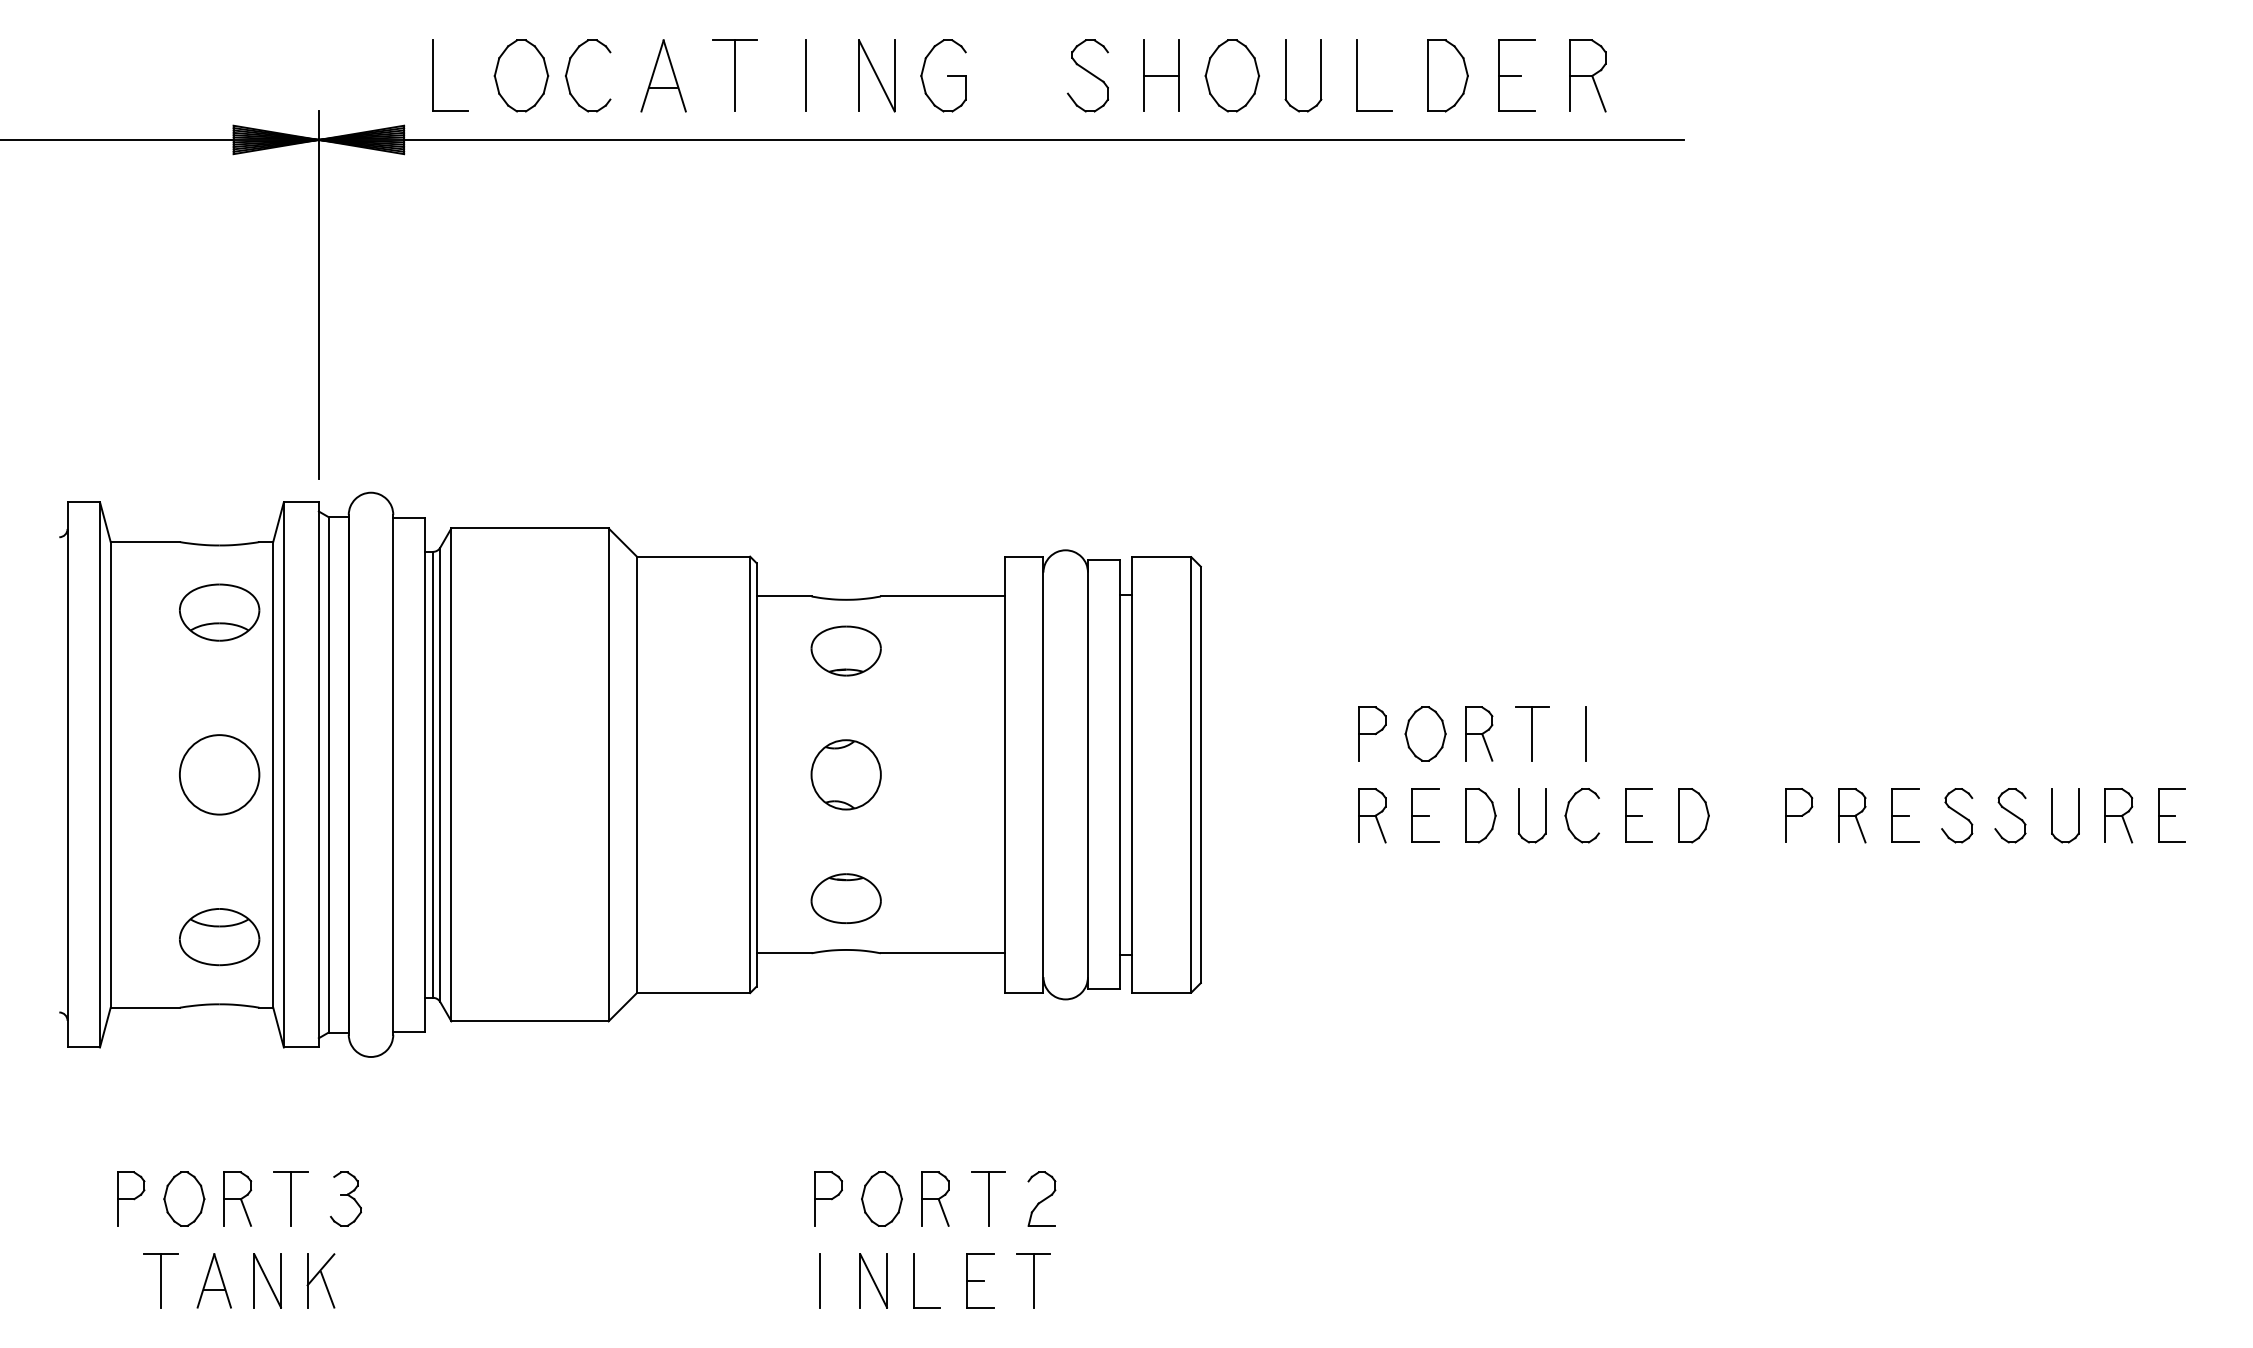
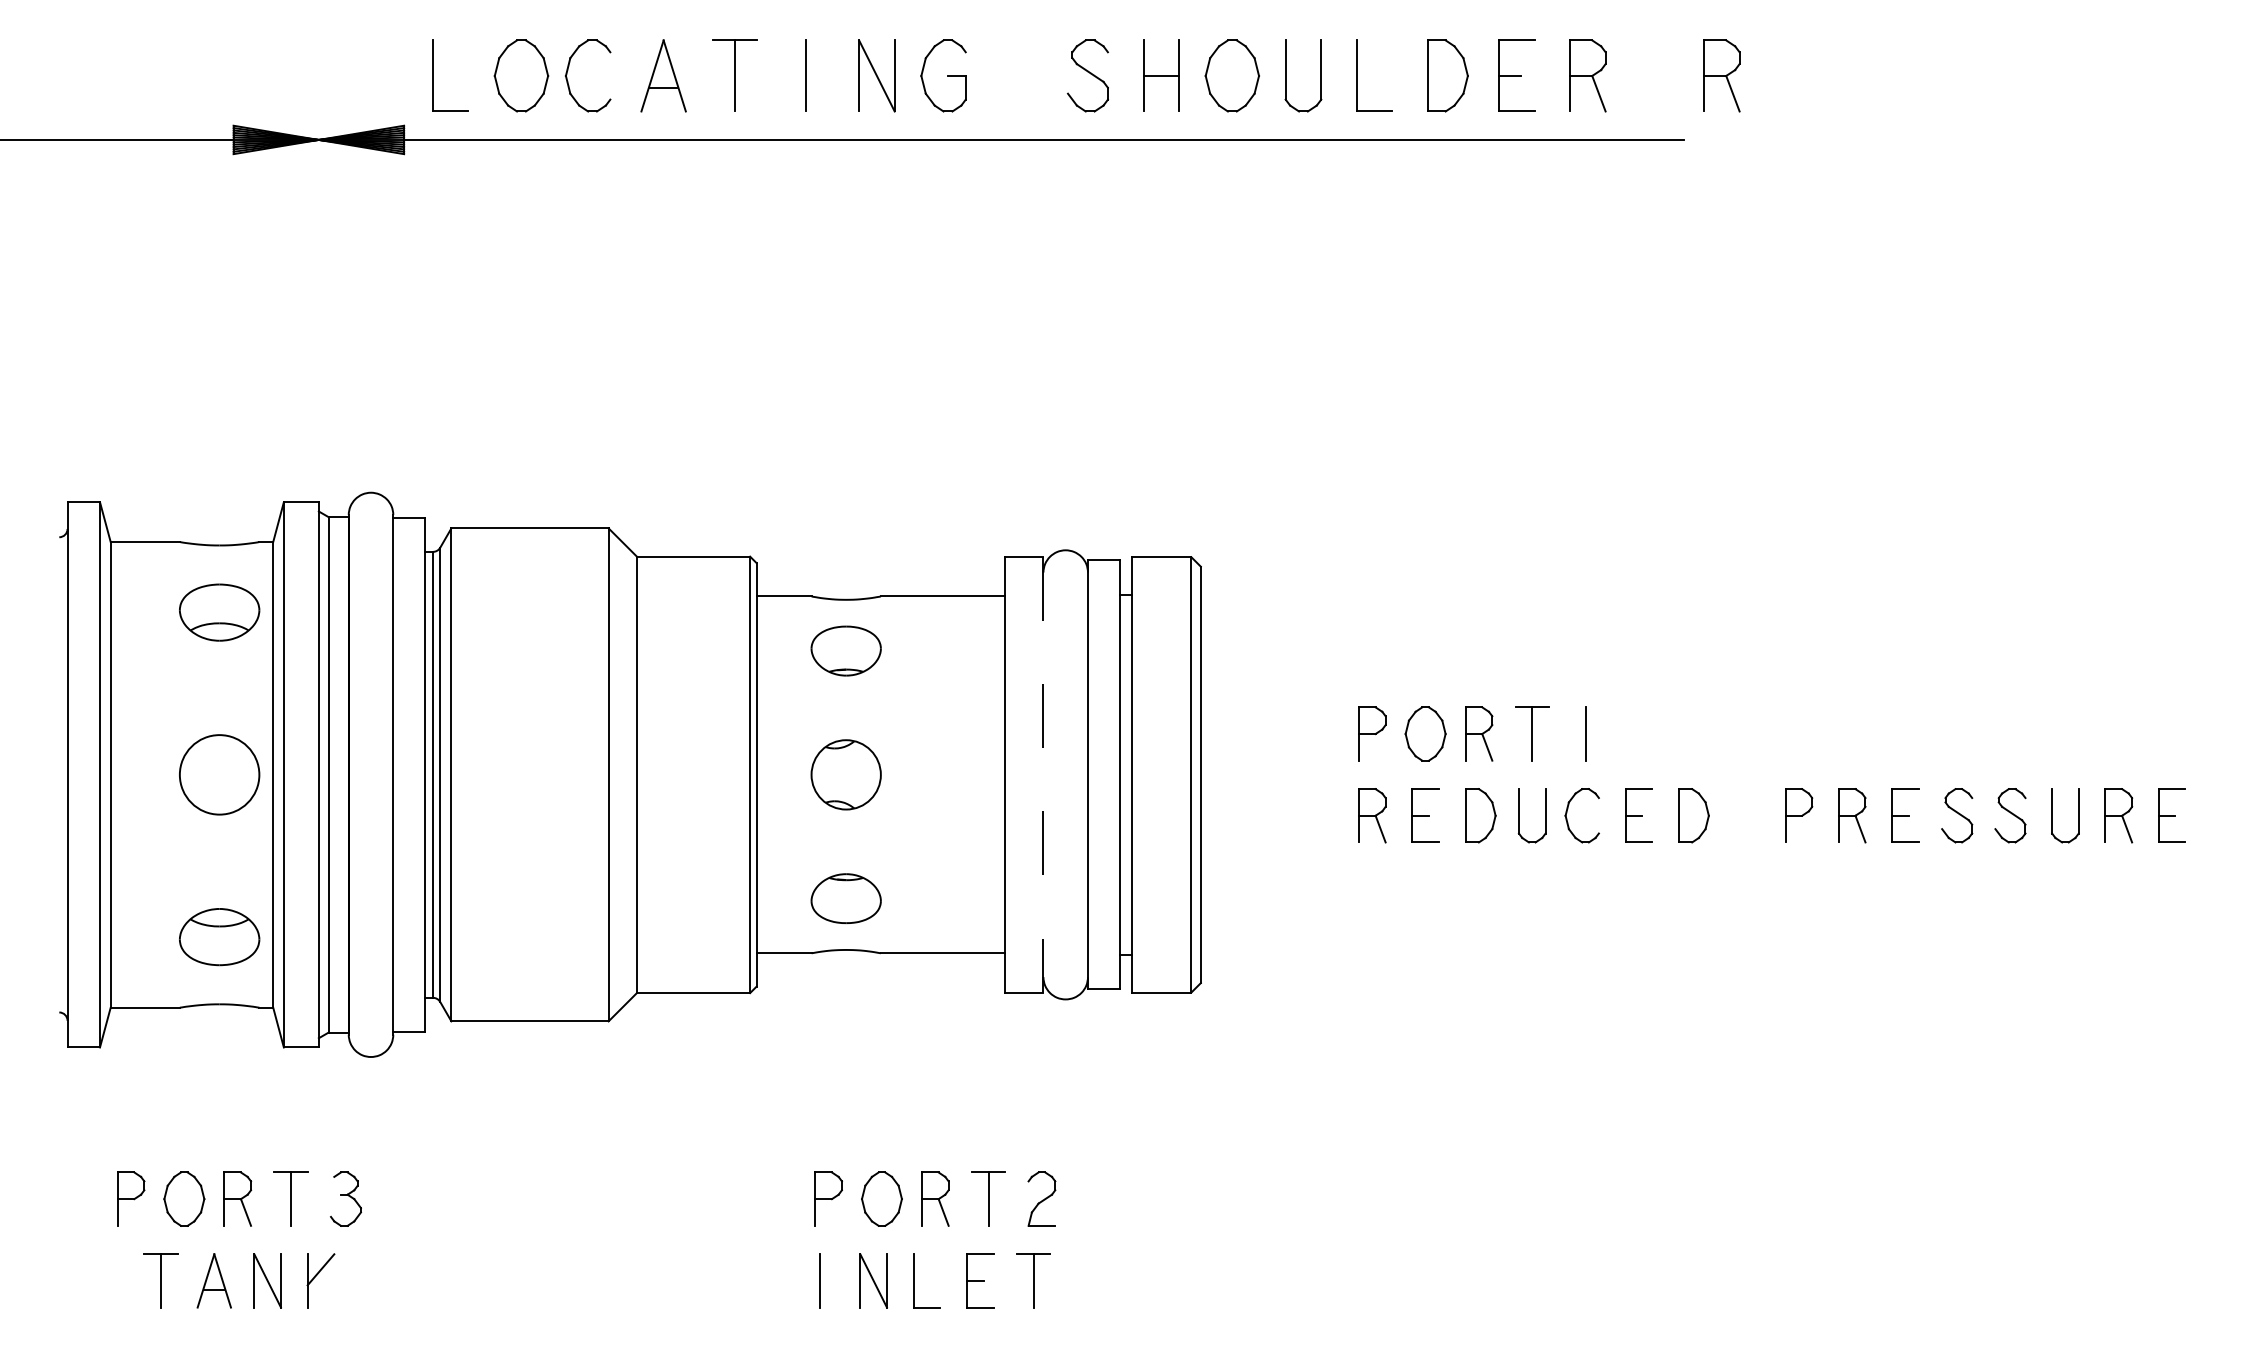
part: none -> present (1721, 75)
line: present -> none (318, 294)
line: solid -> dashed (1043, 774)
line: present -> none (327, 1289)
